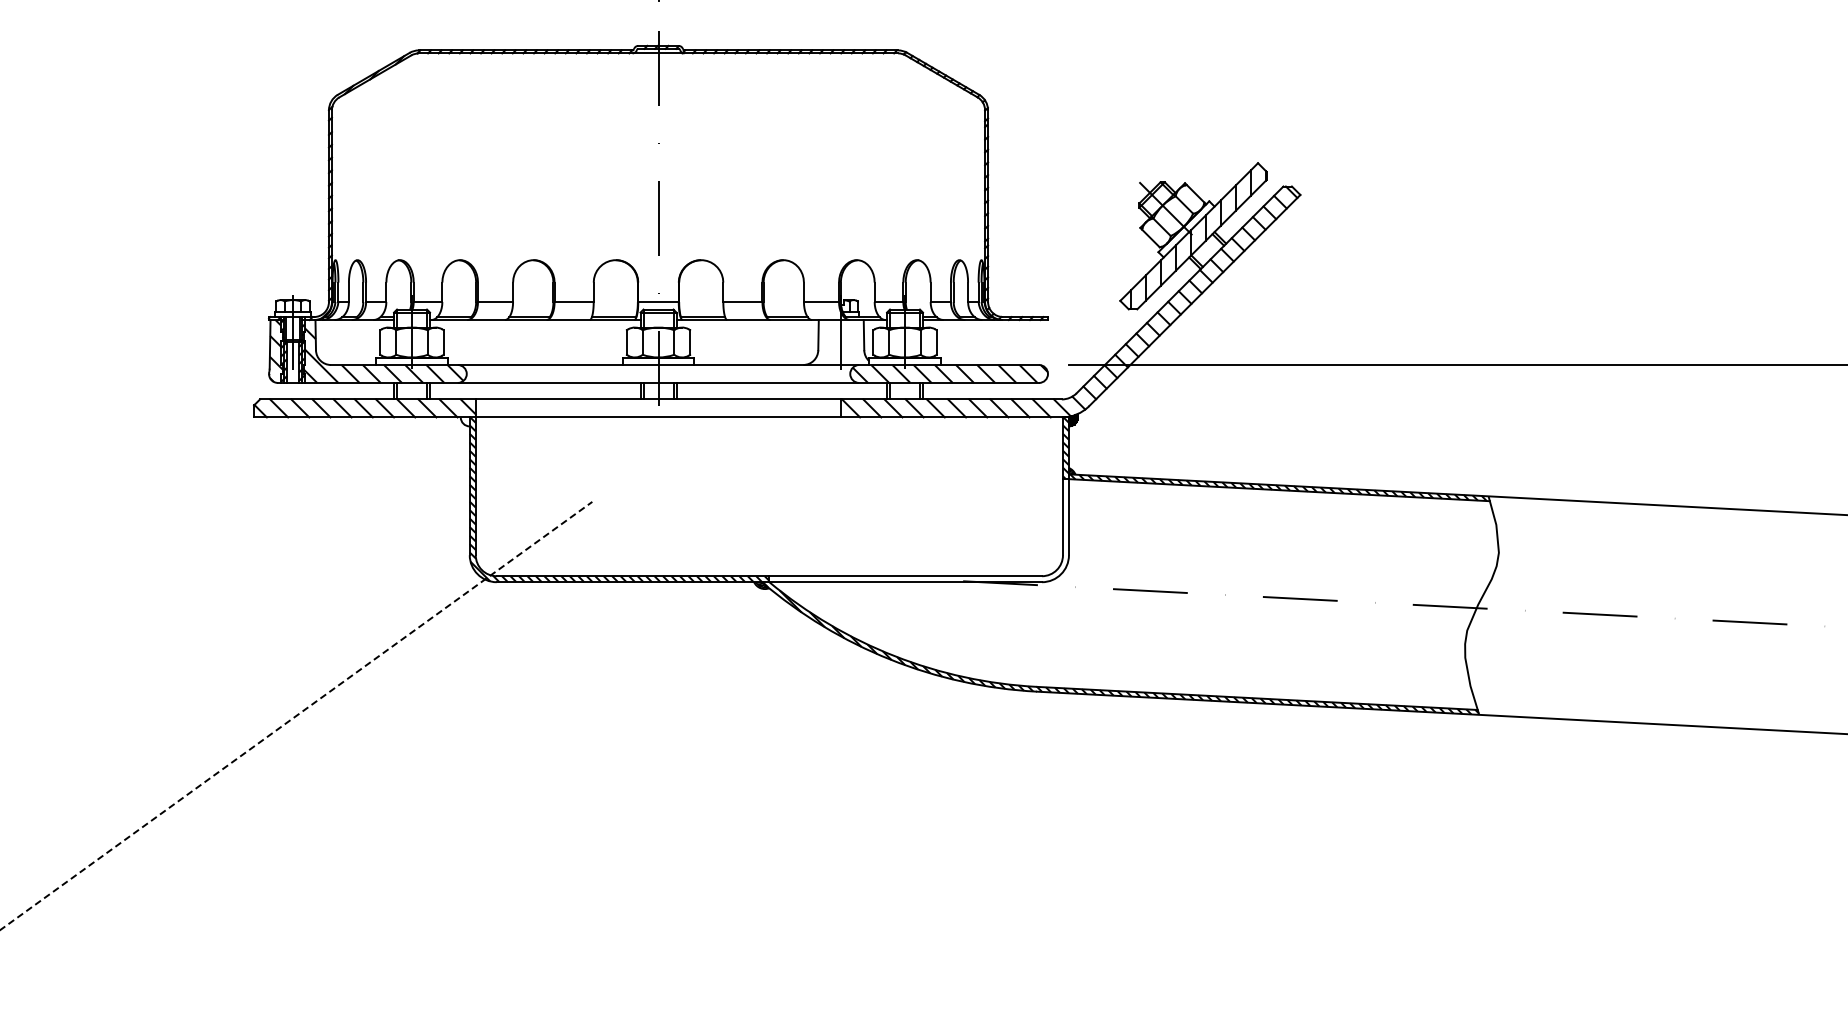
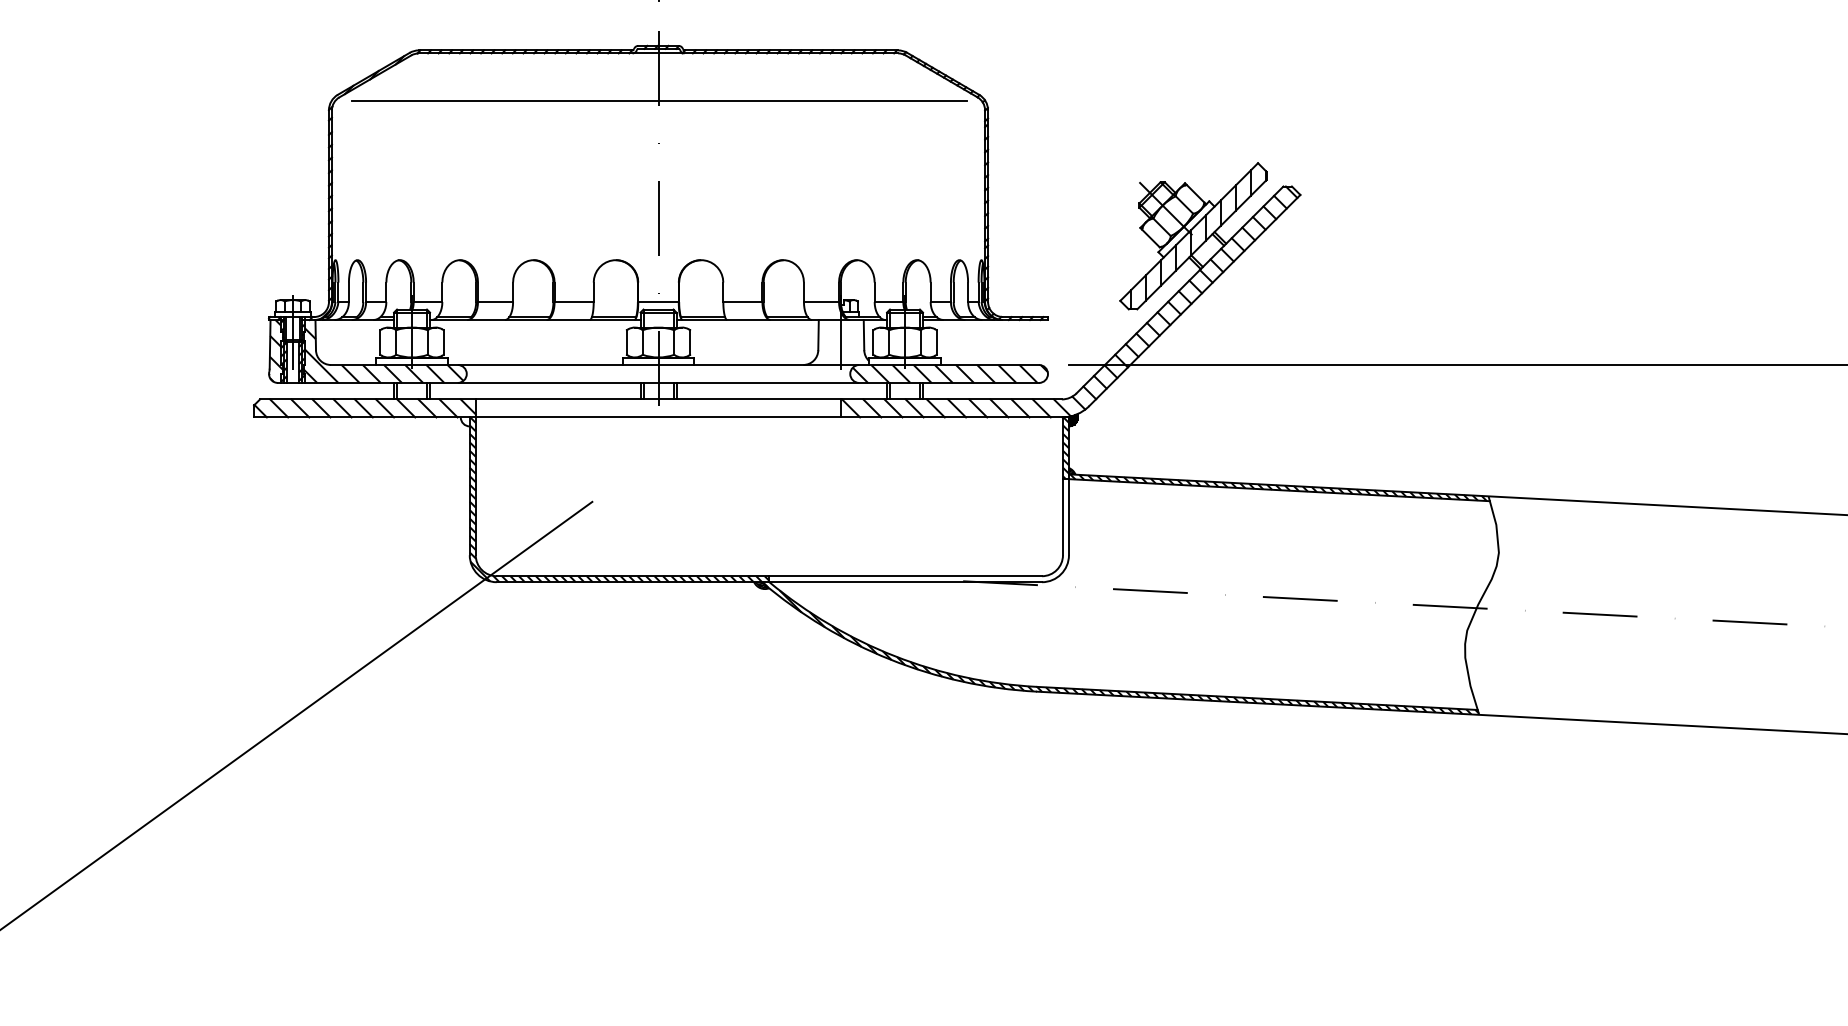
line: none -> present (658, 101)
line: dashed -> solid (296, 715)
